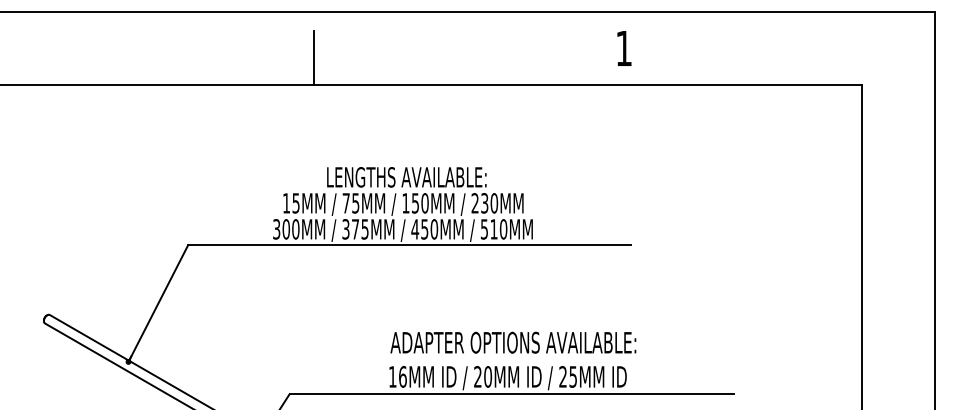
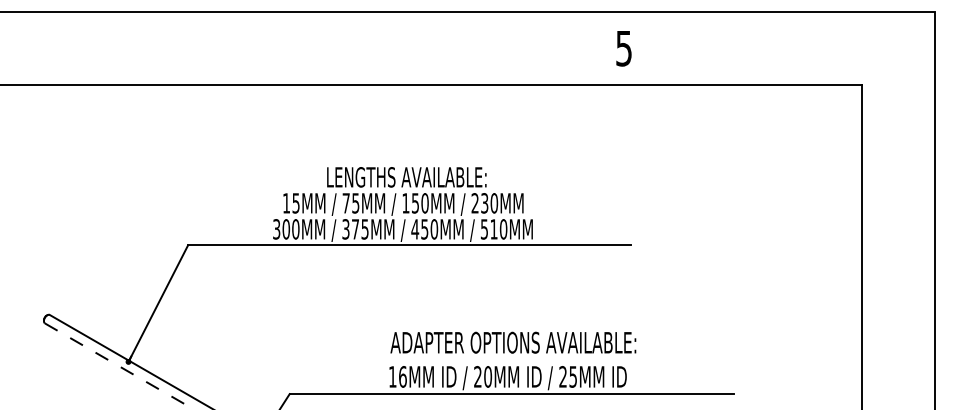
text: 1 -> 5 (623, 48)
line: present -> none (313, 57)
line: solid -> dashed (120, 366)
